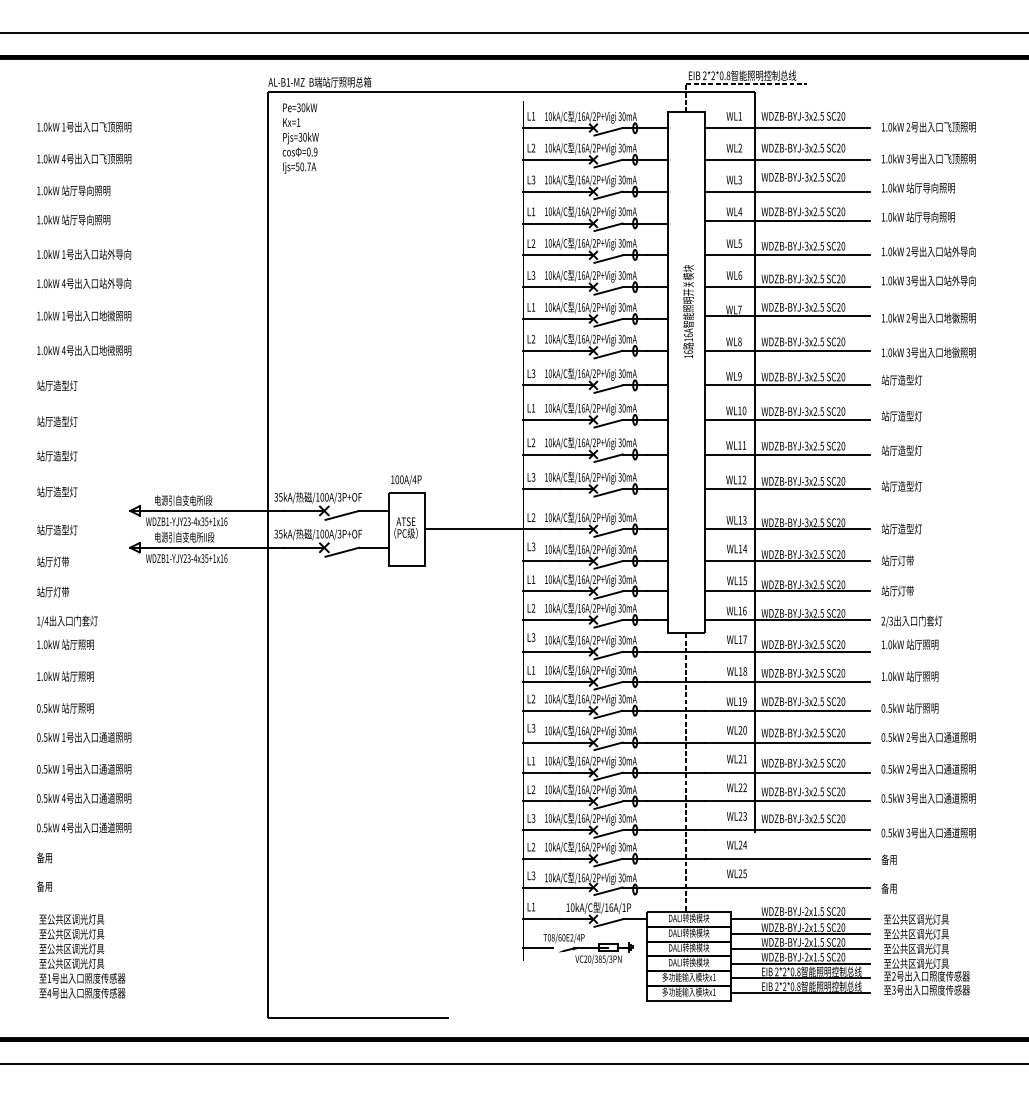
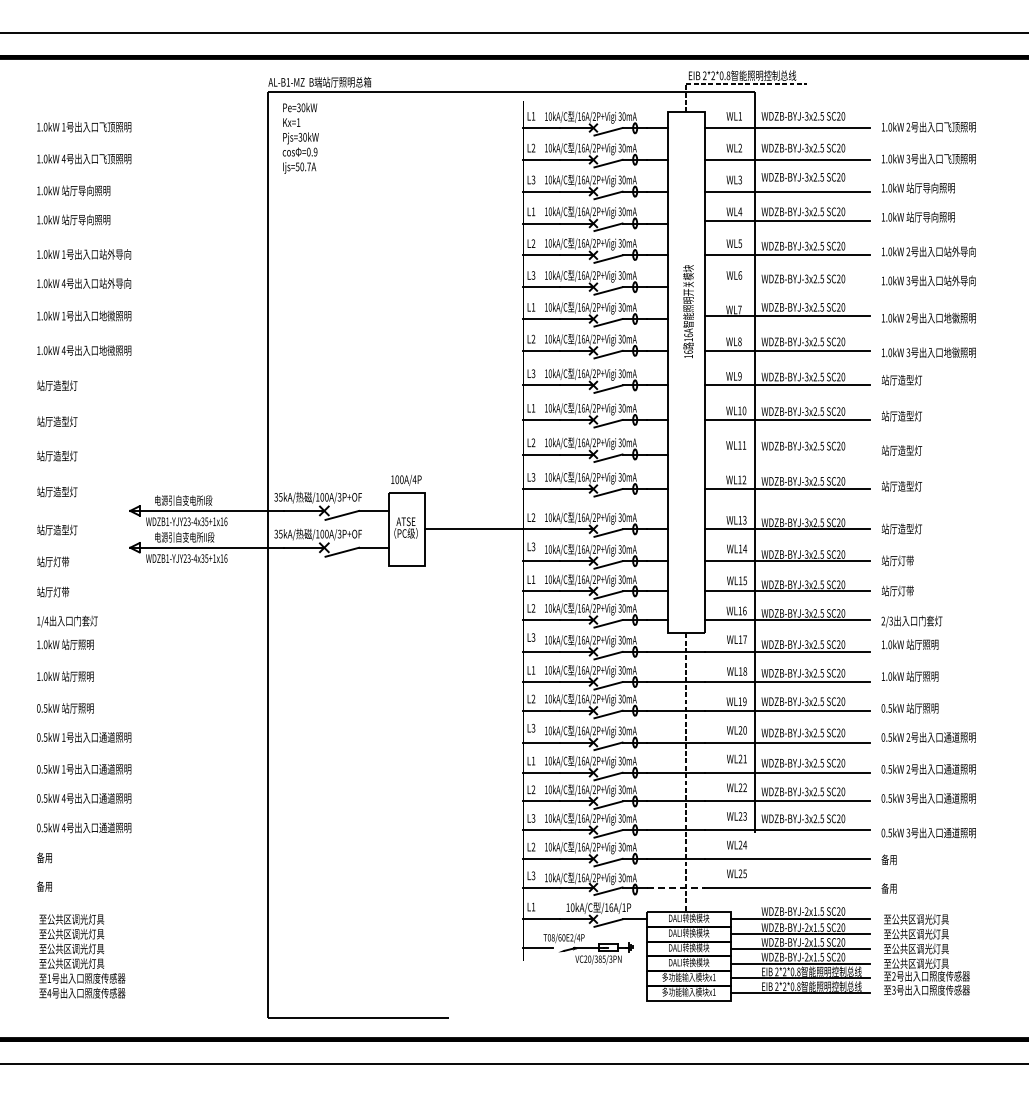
line: present -> none (786, 287)
line: present -> none (786, 454)
line: solid -> dashed (676, 887)
